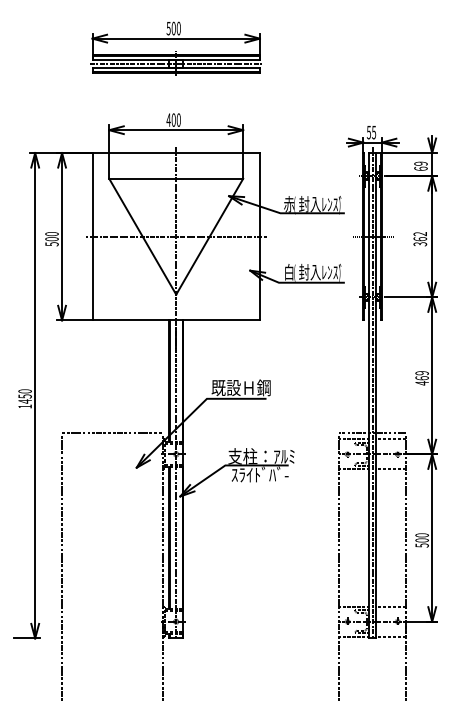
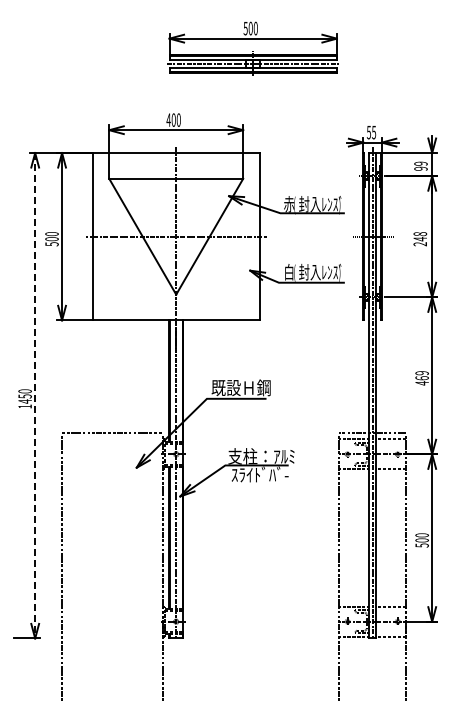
part position: (175, 48) -> (252, 48) (252, 48)
text: 69 -> 99 (420, 168)
text: 362 -> 248 (420, 239)
line: solid -> dashed (35, 395)
